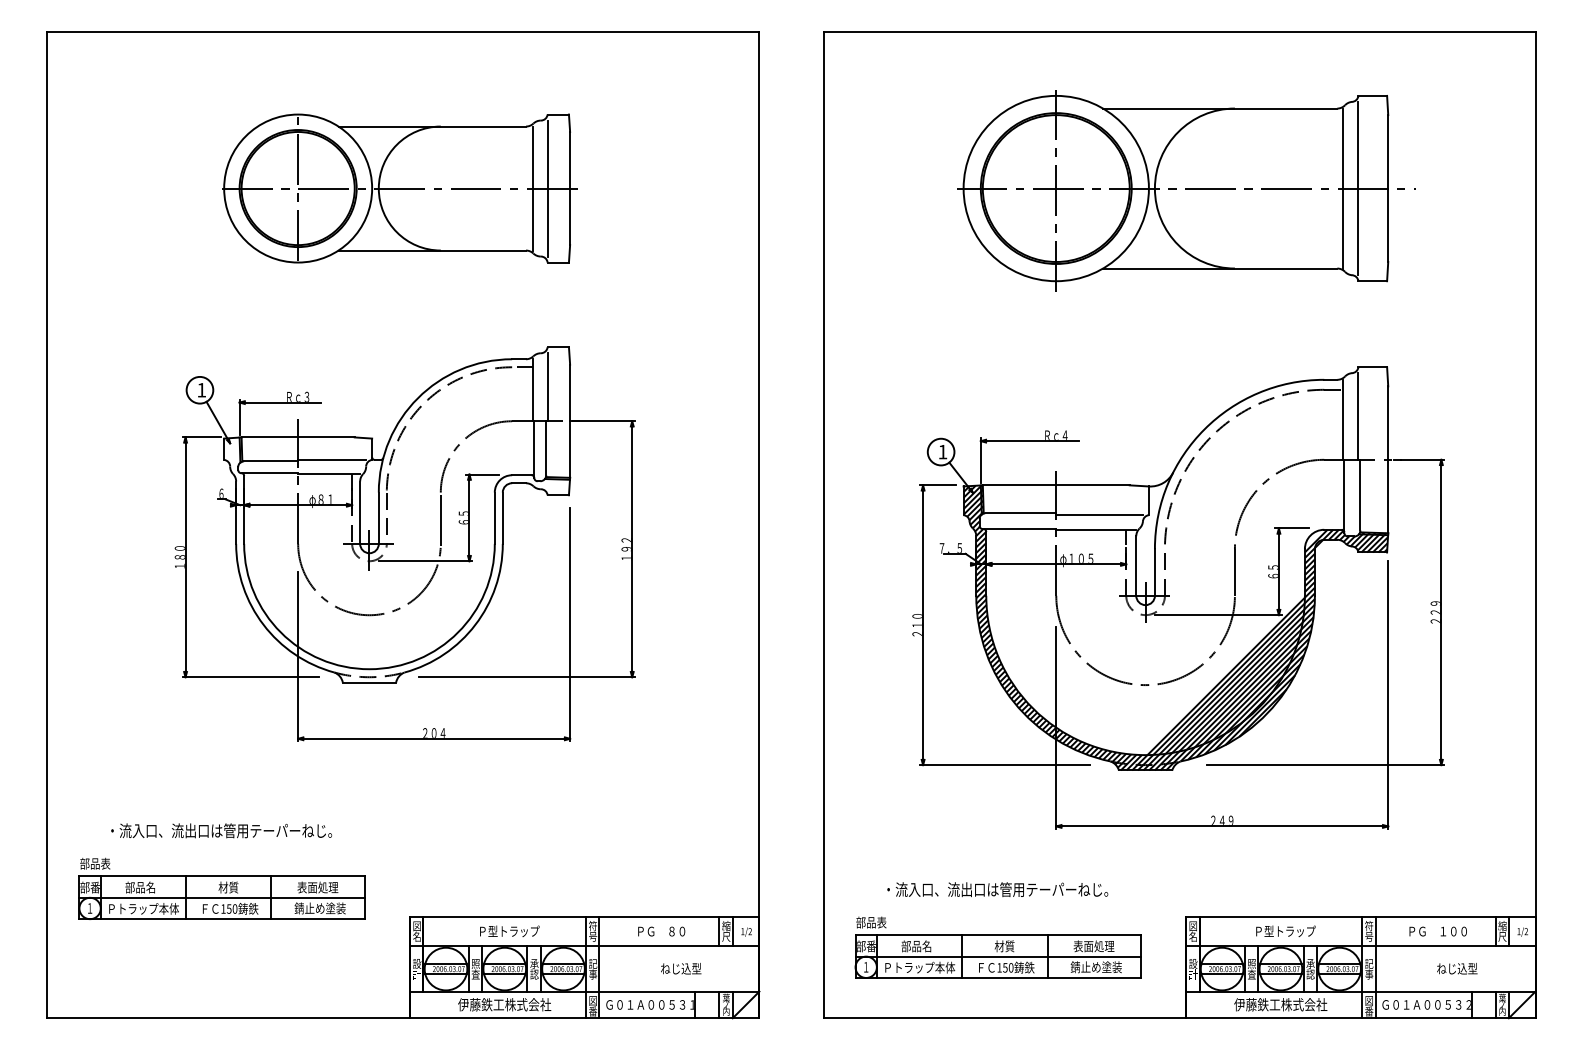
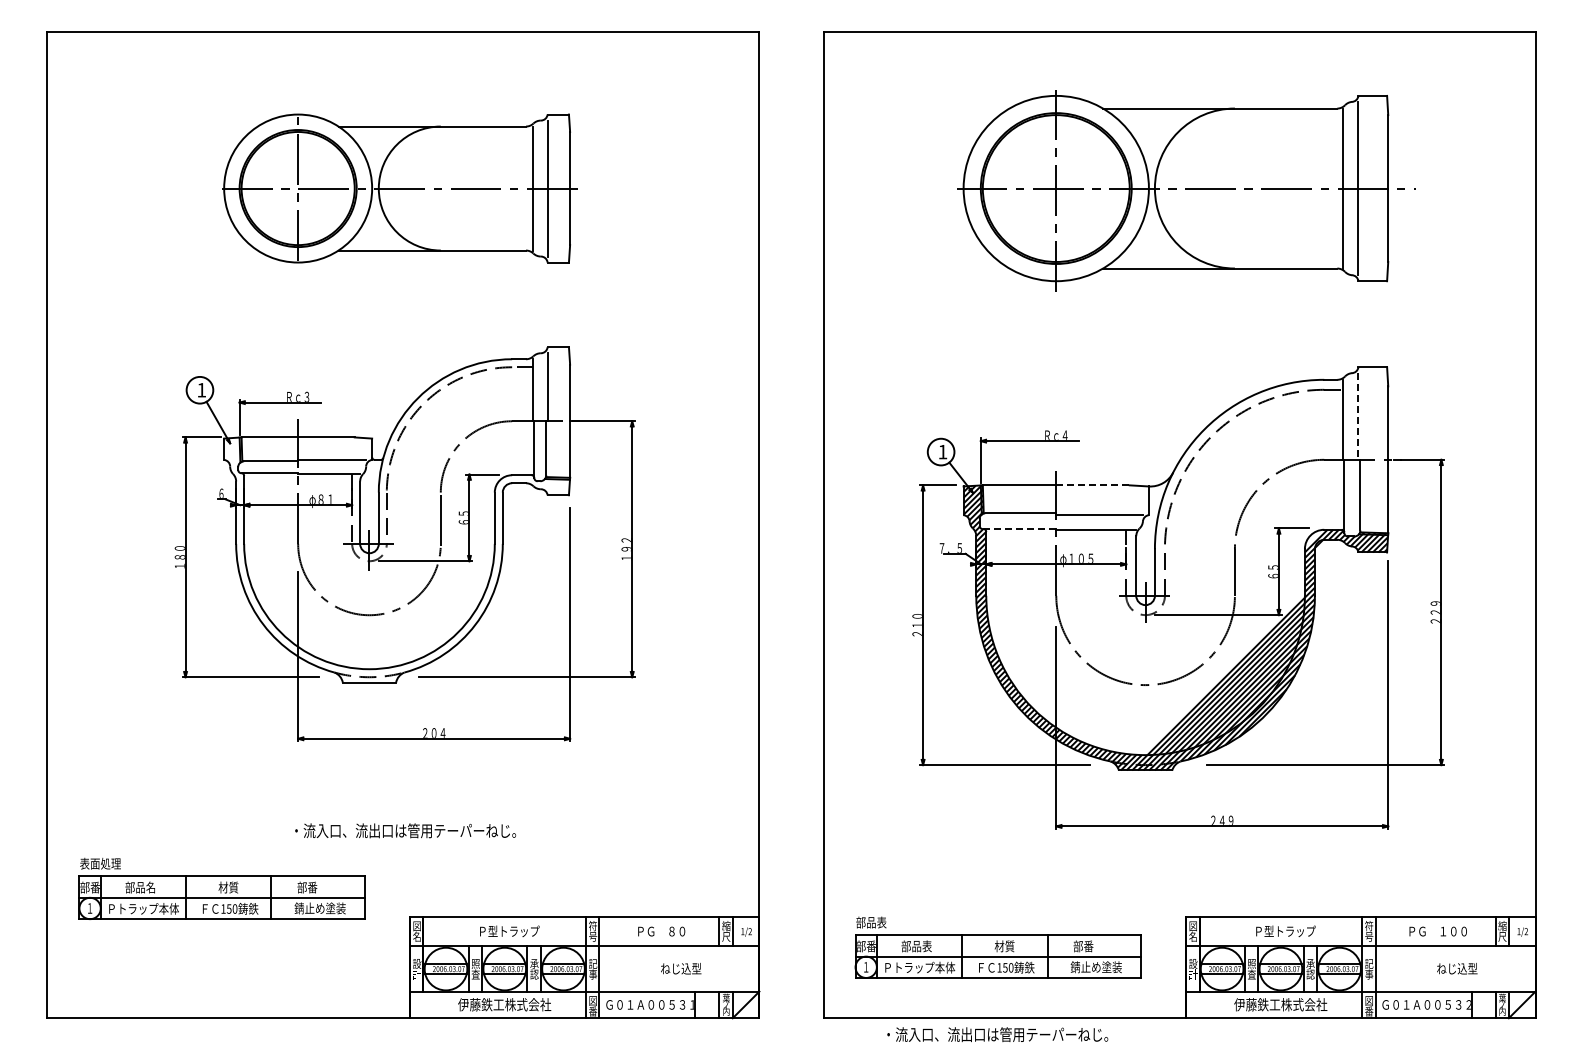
line: solid -> dashed (1358, 416)
line: solid -> dashed (1092, 485)
line: solid -> dashed (1019, 529)
text position: (221, 830) -> (405, 830) (405, 830)
text: 部品表 -> 表面処理 (100, 863)
text: 表面処理 -> 部番 (317, 887)
text position: (997, 889) -> (997, 1034) (997, 1034)
text: 部品名 -> 部品表 (926, 946)
text: 表面処理 -> 部番 (1093, 946)
